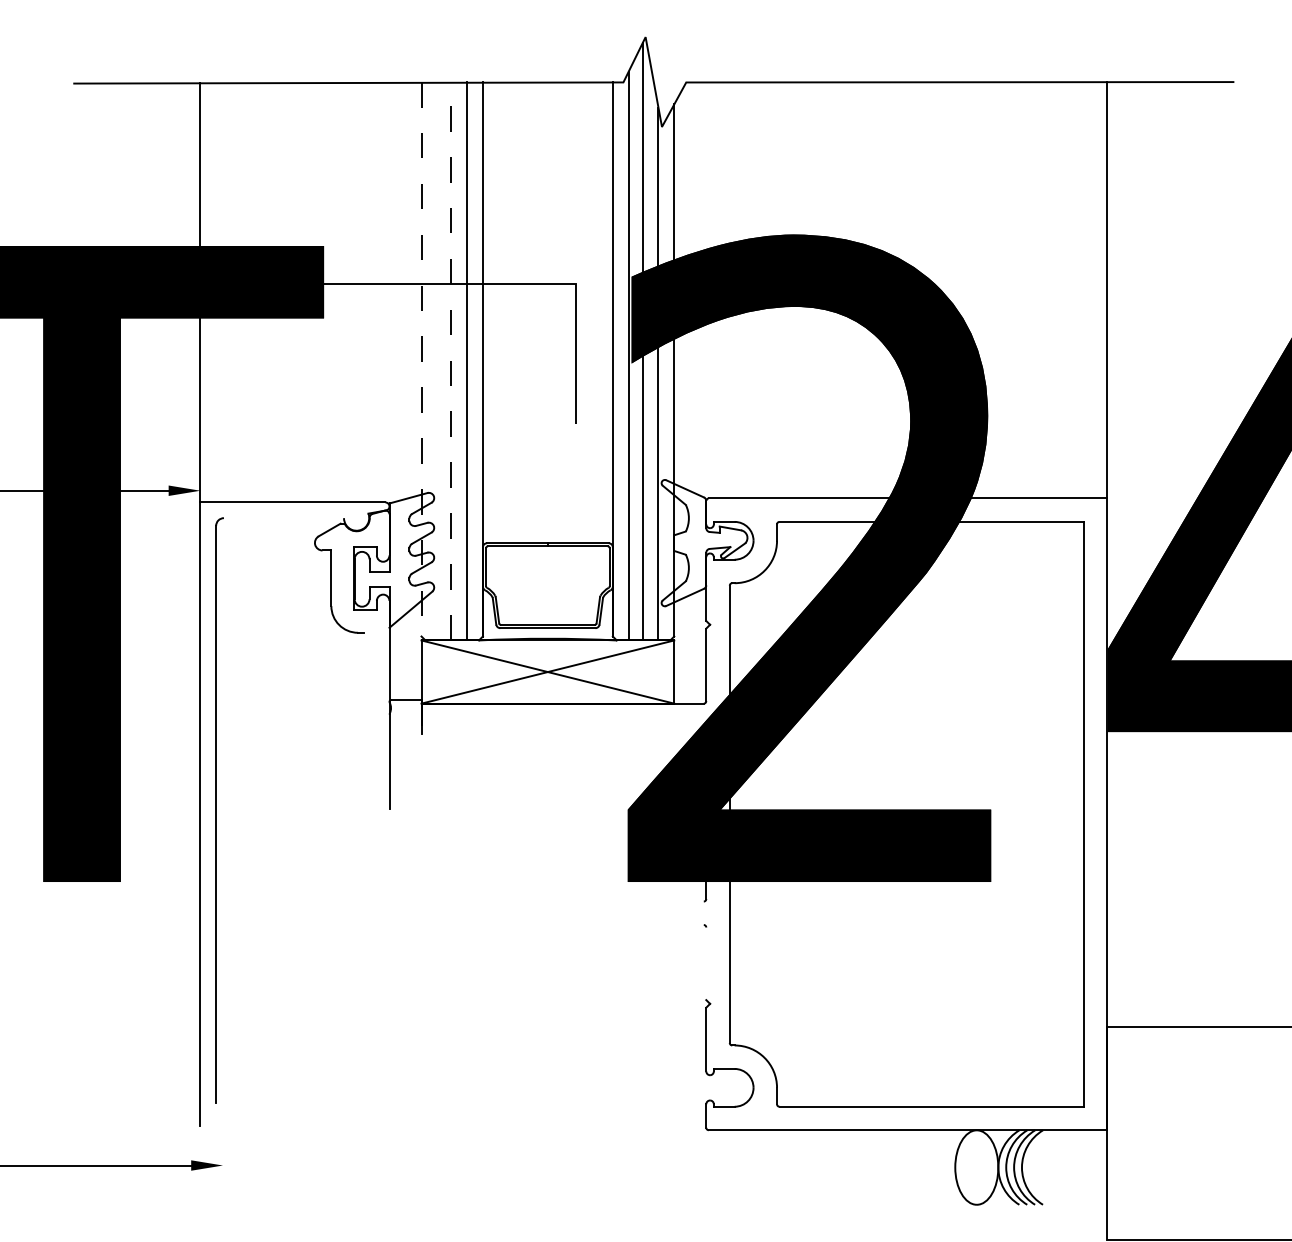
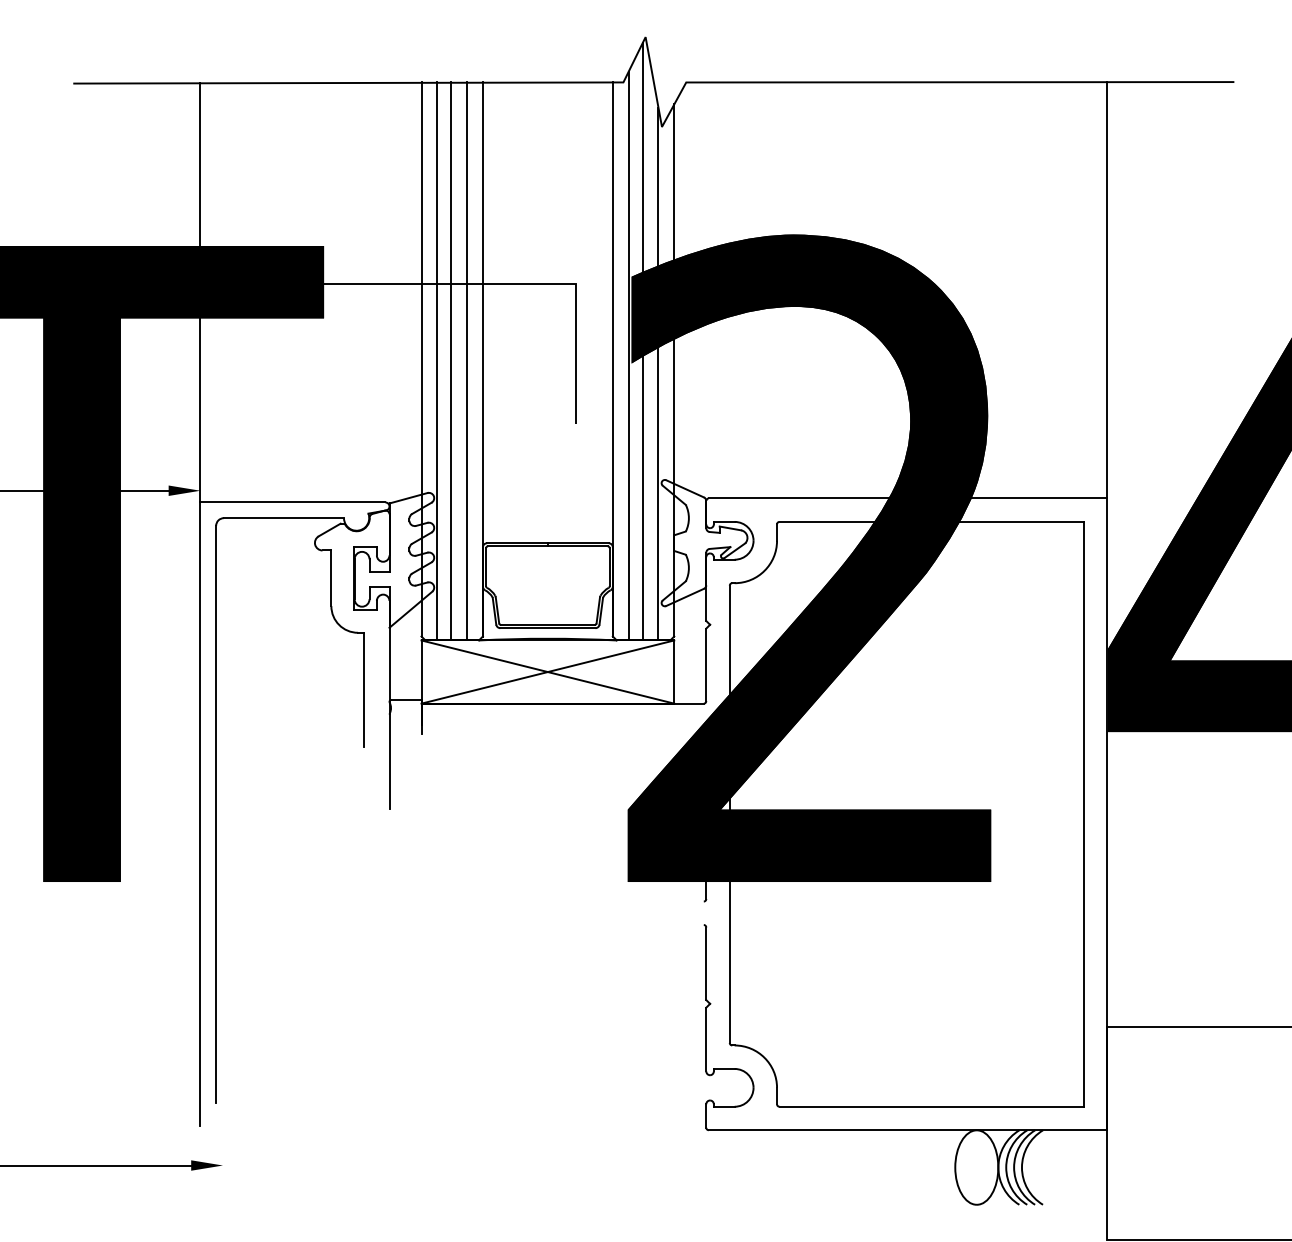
line: dashed -> solid (421, 359)
line: dashed -> solid (451, 360)
line: none -> present (437, 361)
line: none -> present (283, 518)
line: none -> present (364, 689)
line: none -> present (706, 963)
